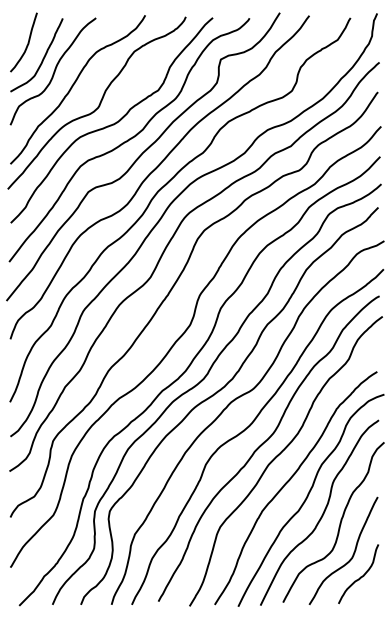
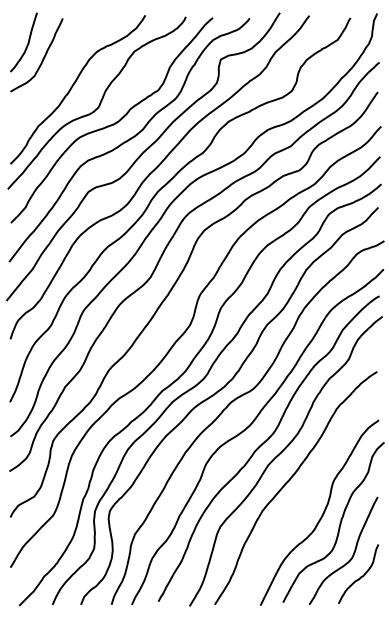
curve: present -> none (53, 71)
curve: present -> none (307, 498)
